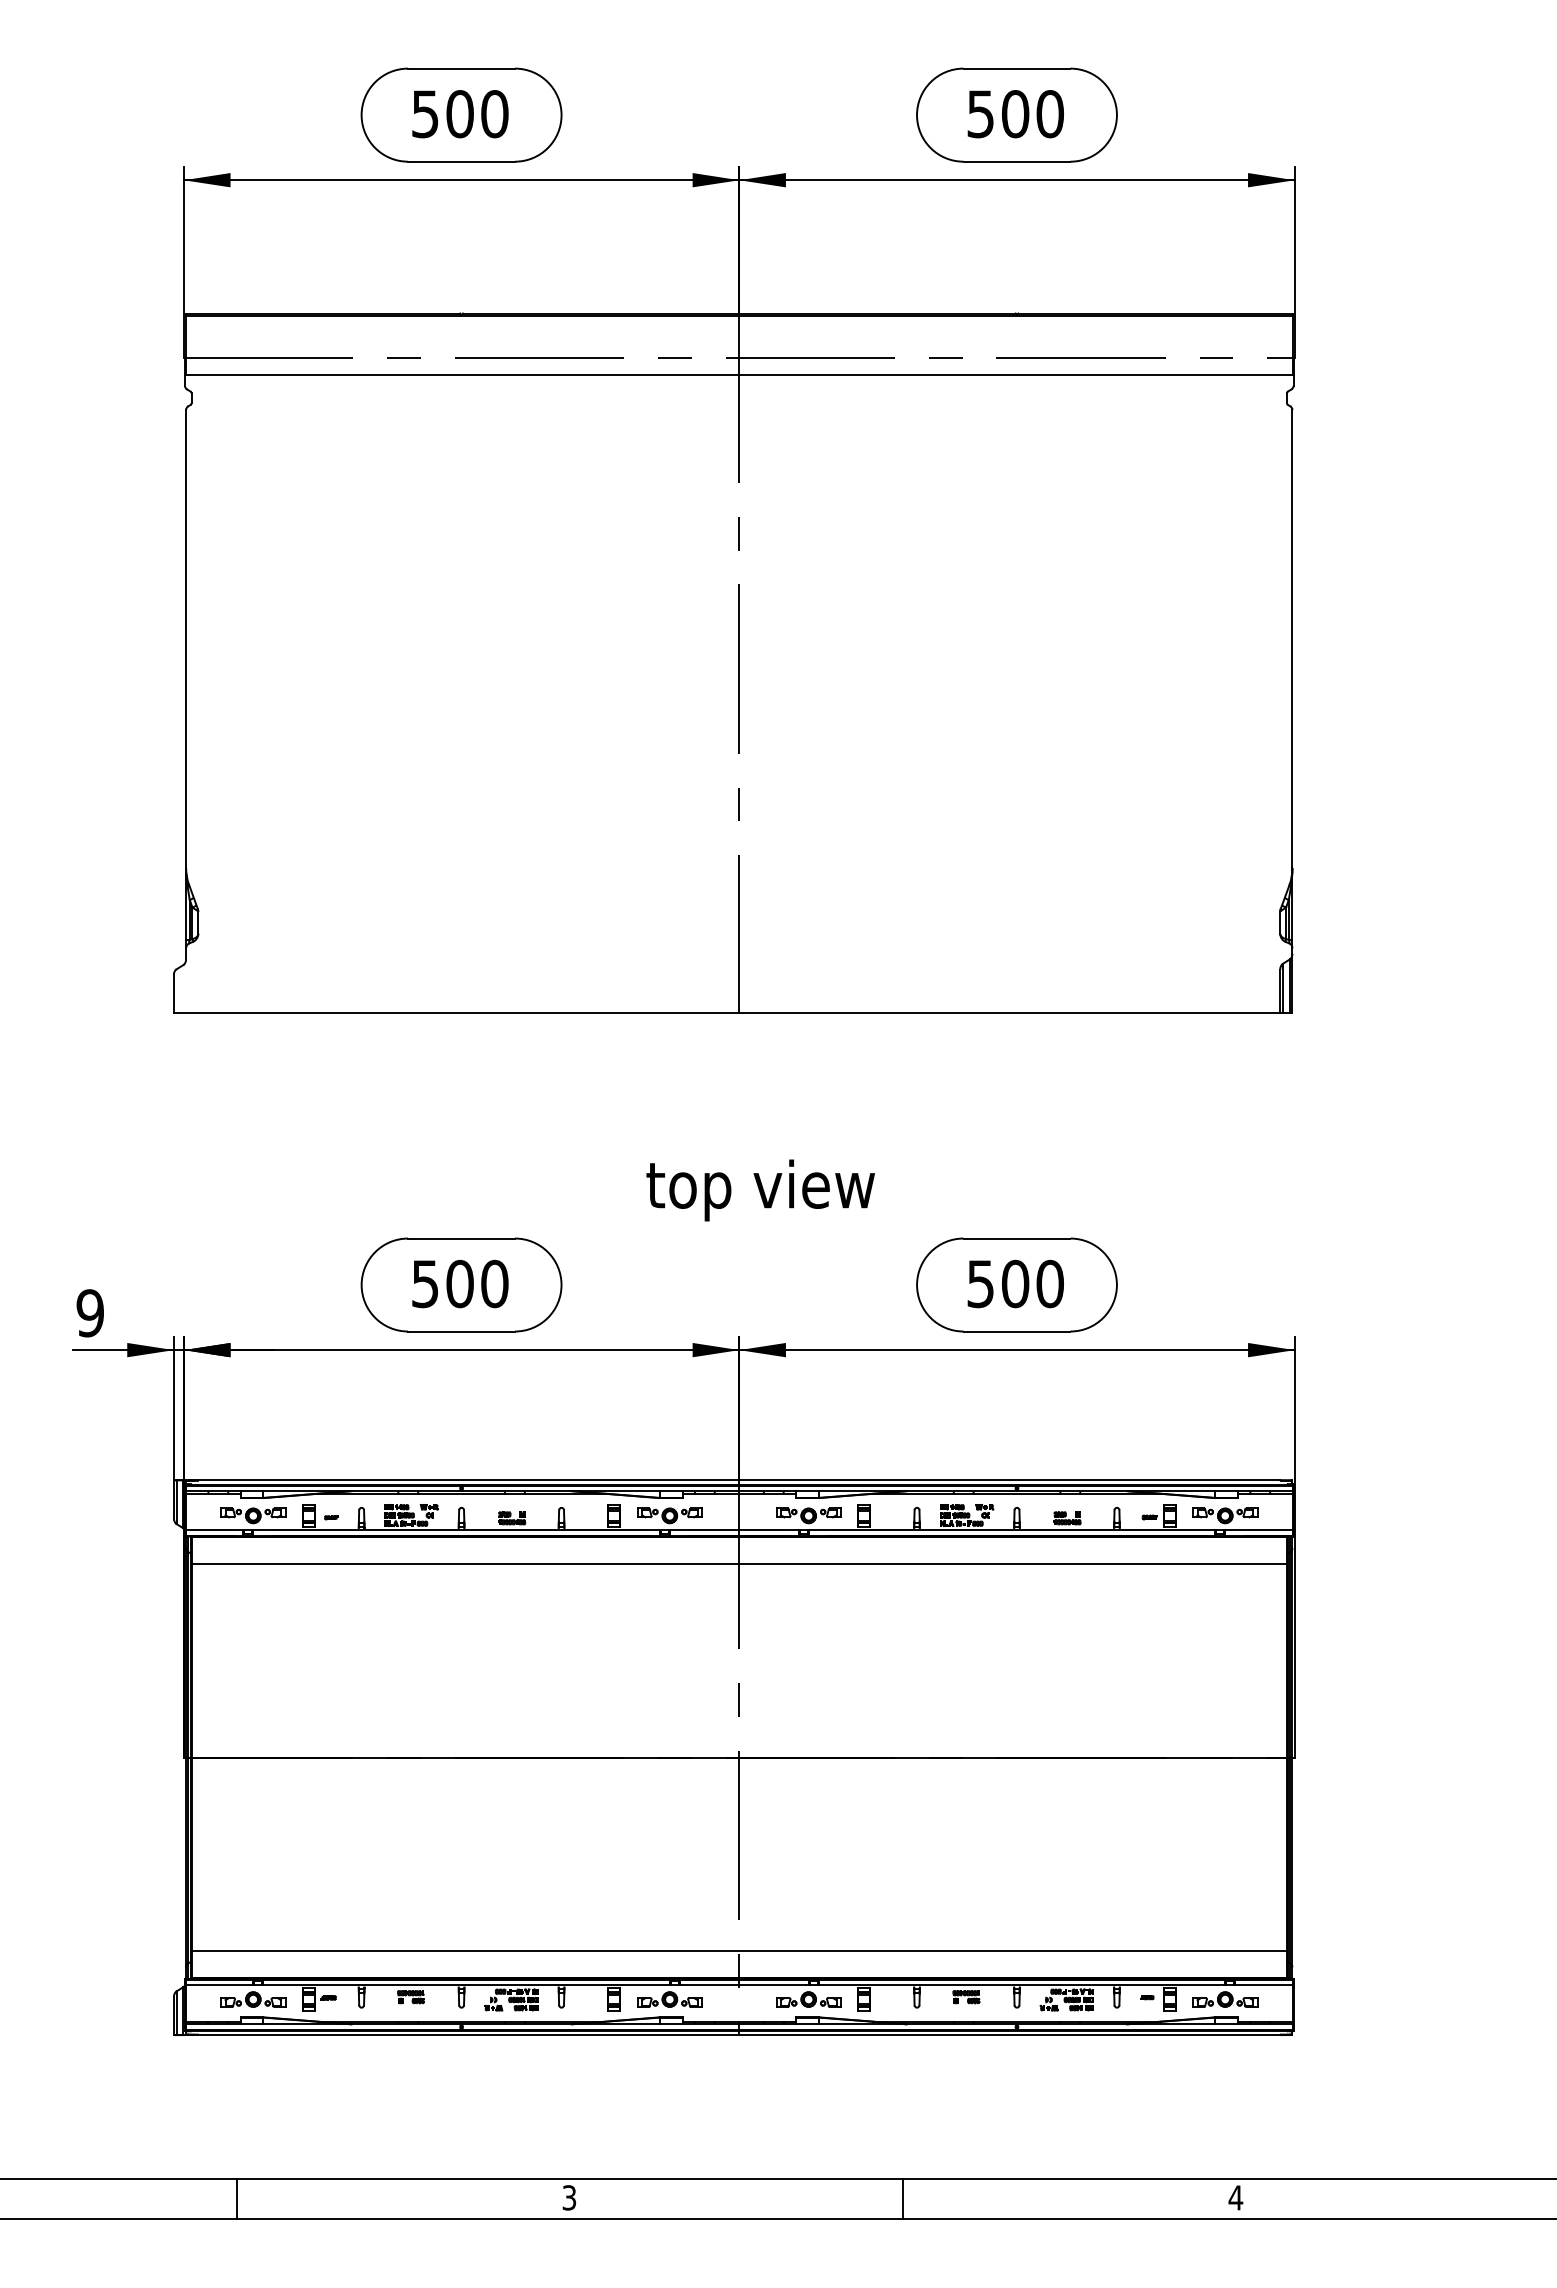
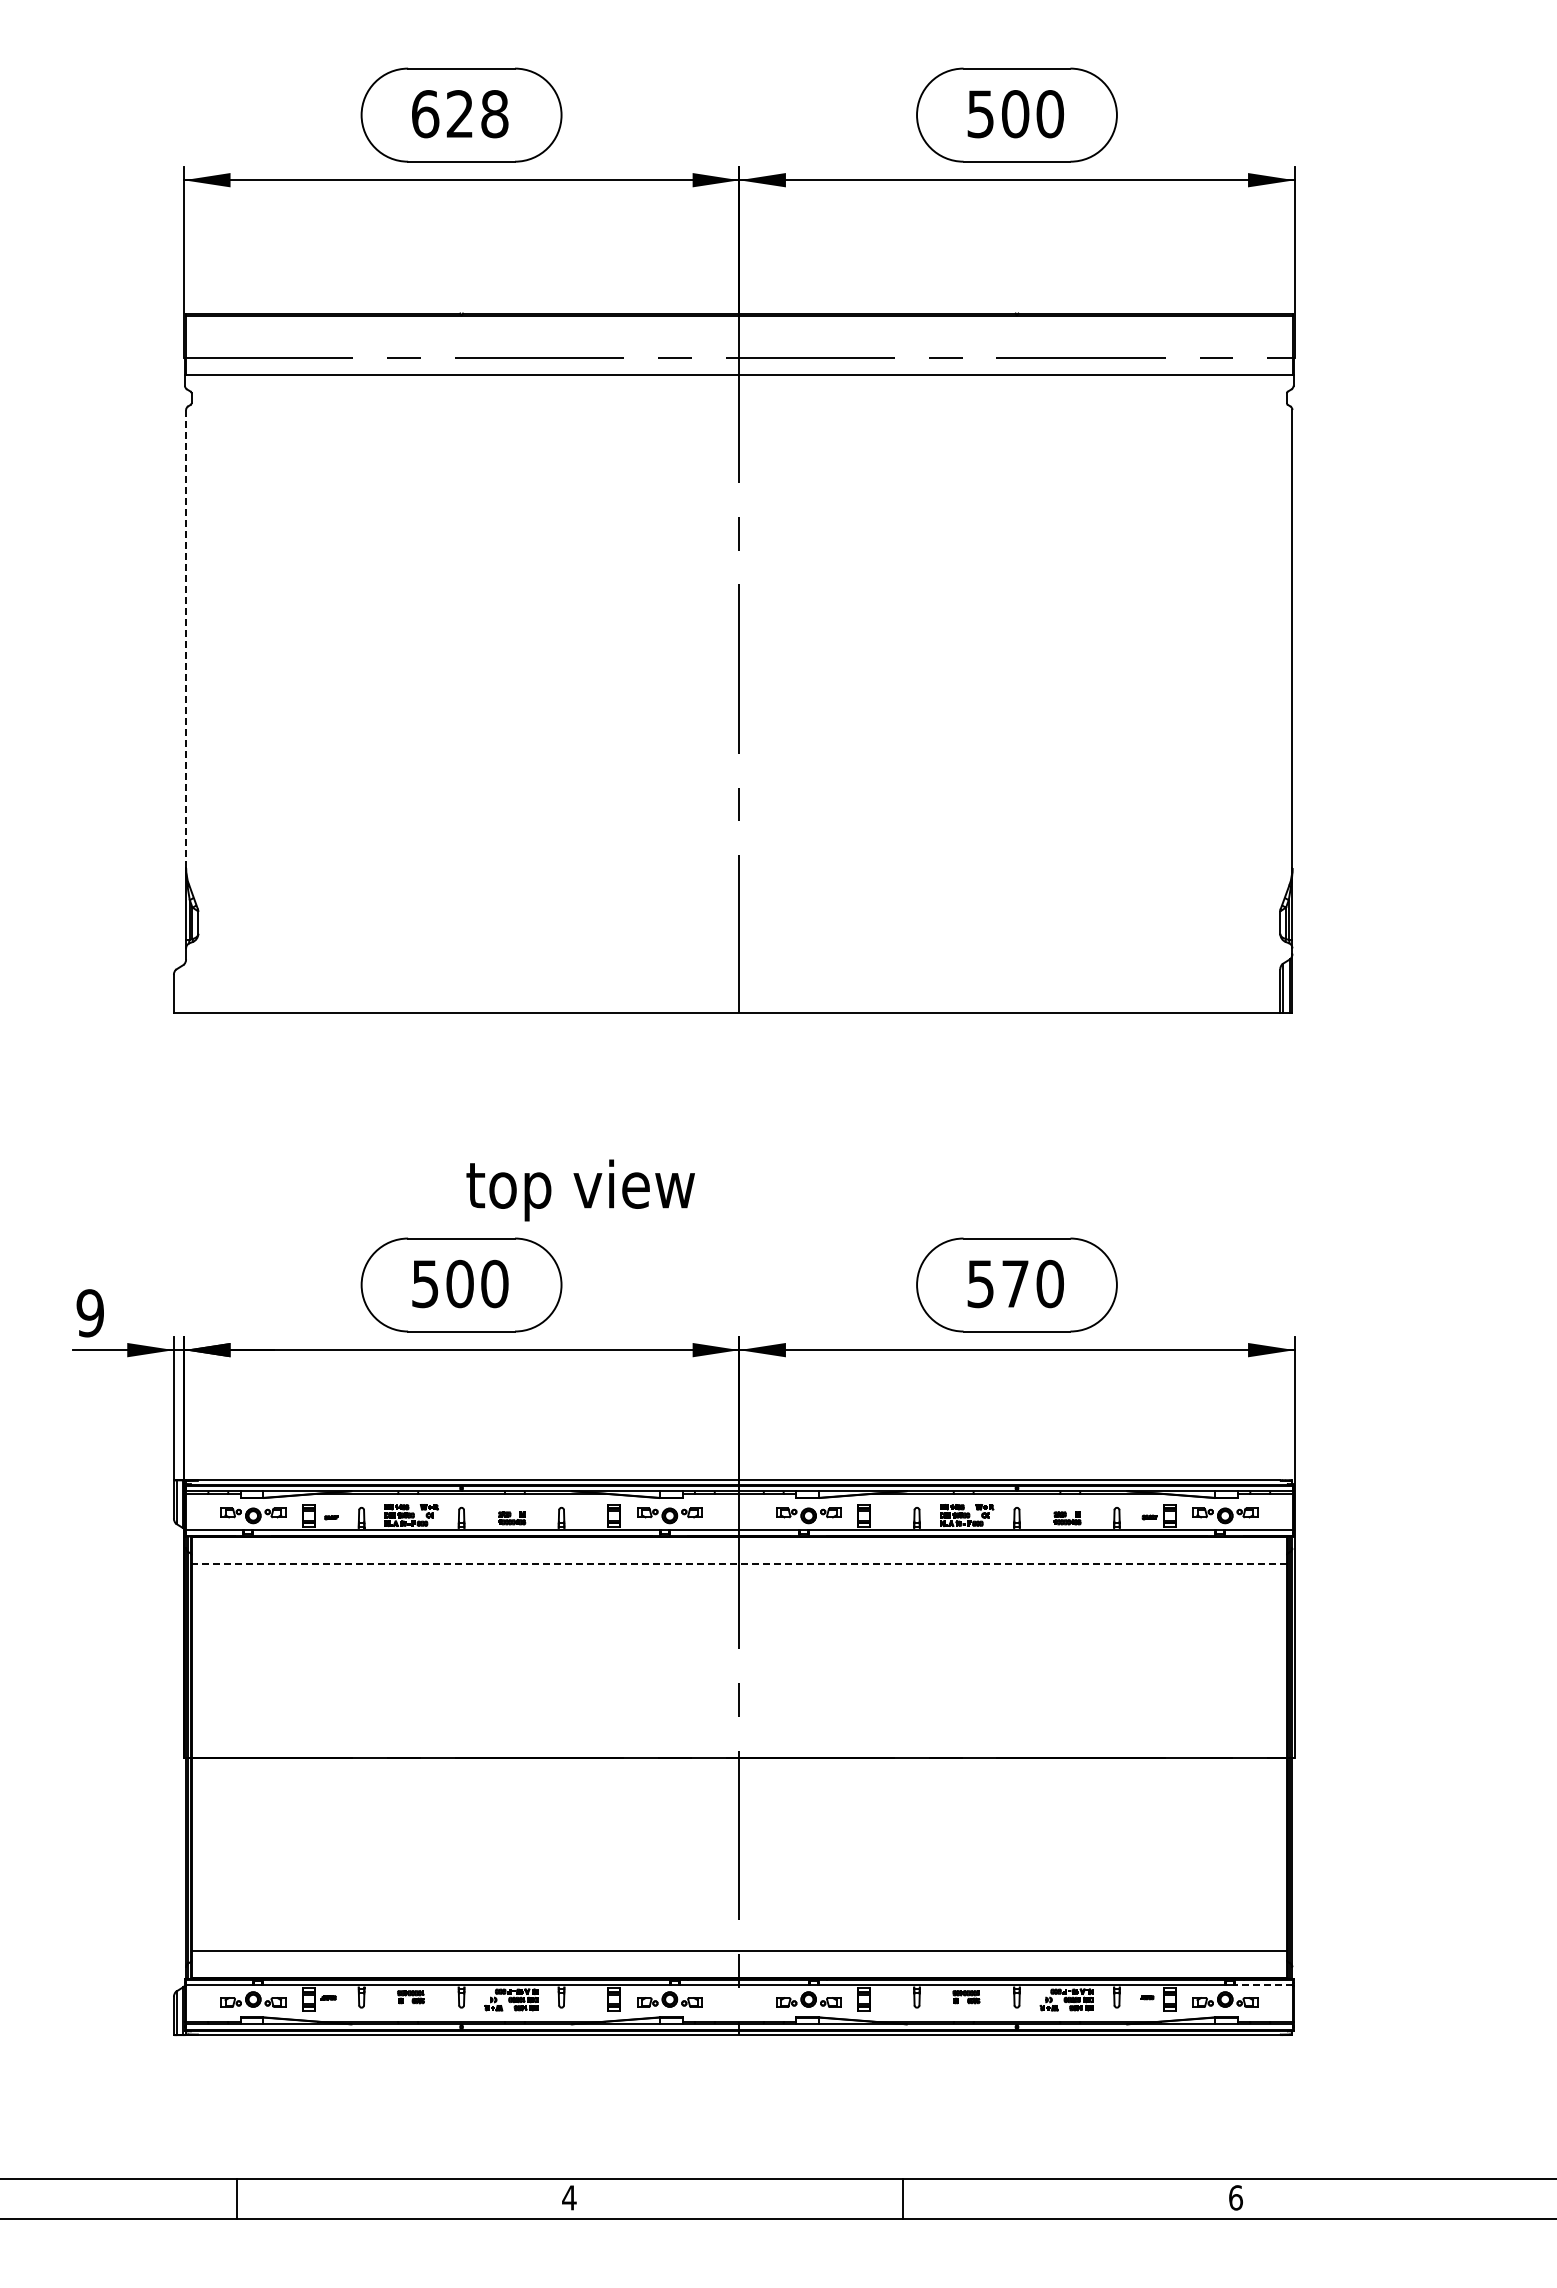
text: 500 -> 628 (460, 114)
line: solid -> dashed (186, 639)
text position: (760, 1190) -> (580, 1190) (580, 1190)
text: 500 -> 570 (1015, 1283)
line: solid -> dashed (739, 1564)
line: solid -> dashed (1264, 1985)
text: 3 -> 4 (569, 2197)
text: 4 -> 6 (1235, 2197)
